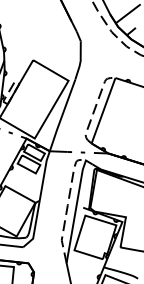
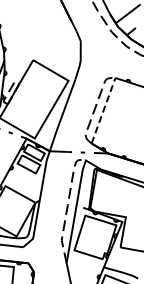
line: solid -> dashed (103, 111)
